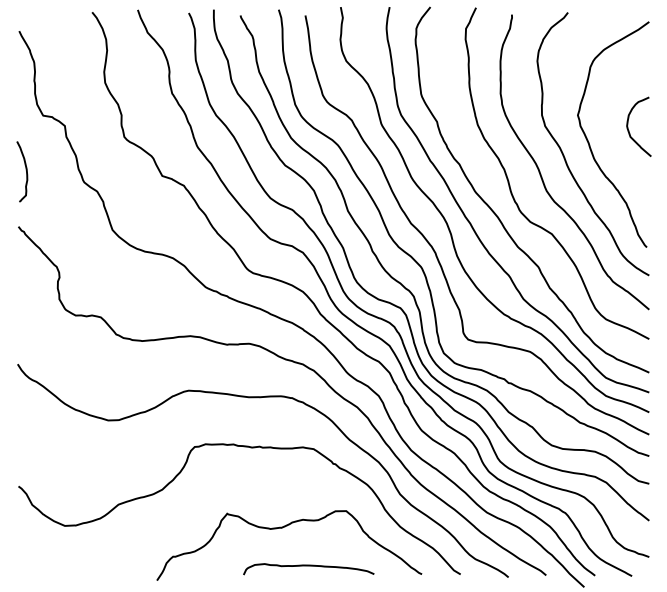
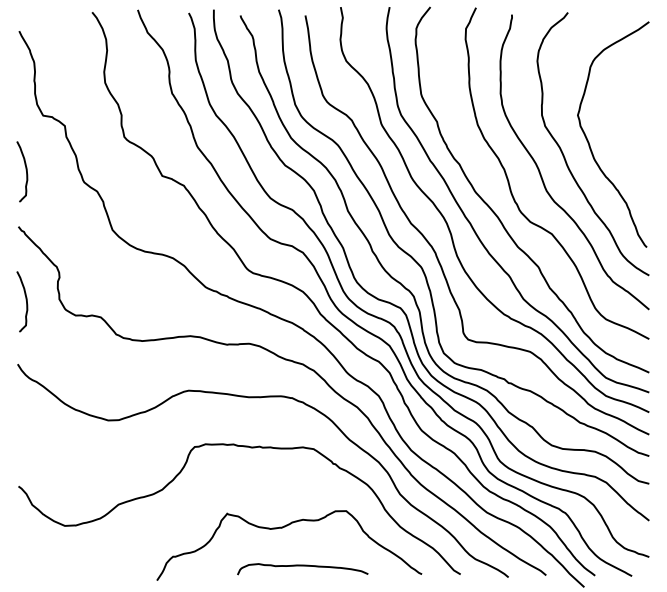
curve: present -> none (629, 130)
curve: none -> present (25, 300)
curve position: (308, 566) -> (302, 566) (302, 566)
